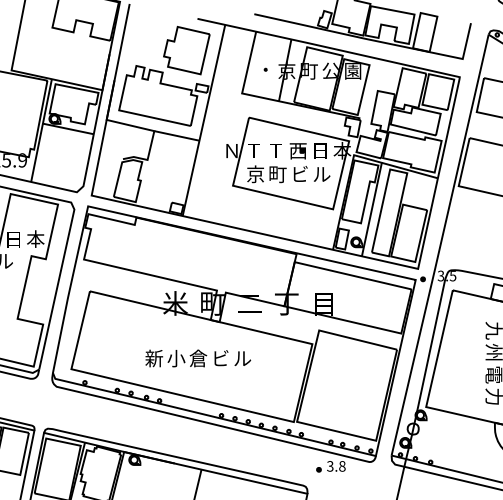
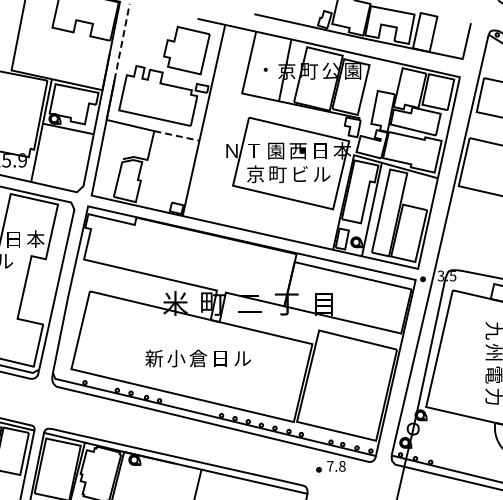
line: solid -> dashed (122, 42)
line: solid -> dashed (177, 136)
text: Ｔ -> 園 (276, 150)
text: ビ -> 日 (221, 358)
text: 3.8 -> 7.8 (330, 466)
